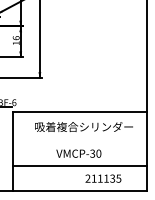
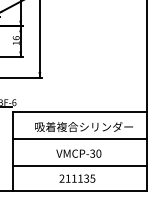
line: none -> present (79, 139)
text position: (103, 178) -> (77, 178) (77, 178)
